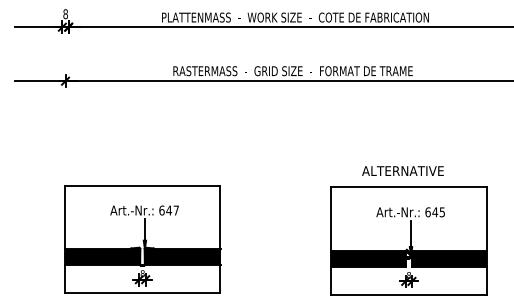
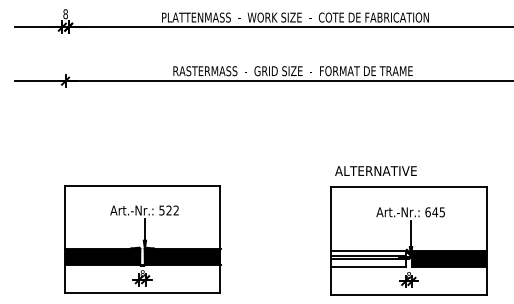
text position: (402, 170) -> (375, 170) (375, 170)
text: 647 -> 522 (168, 210)
fill: present -> none (368, 258)
